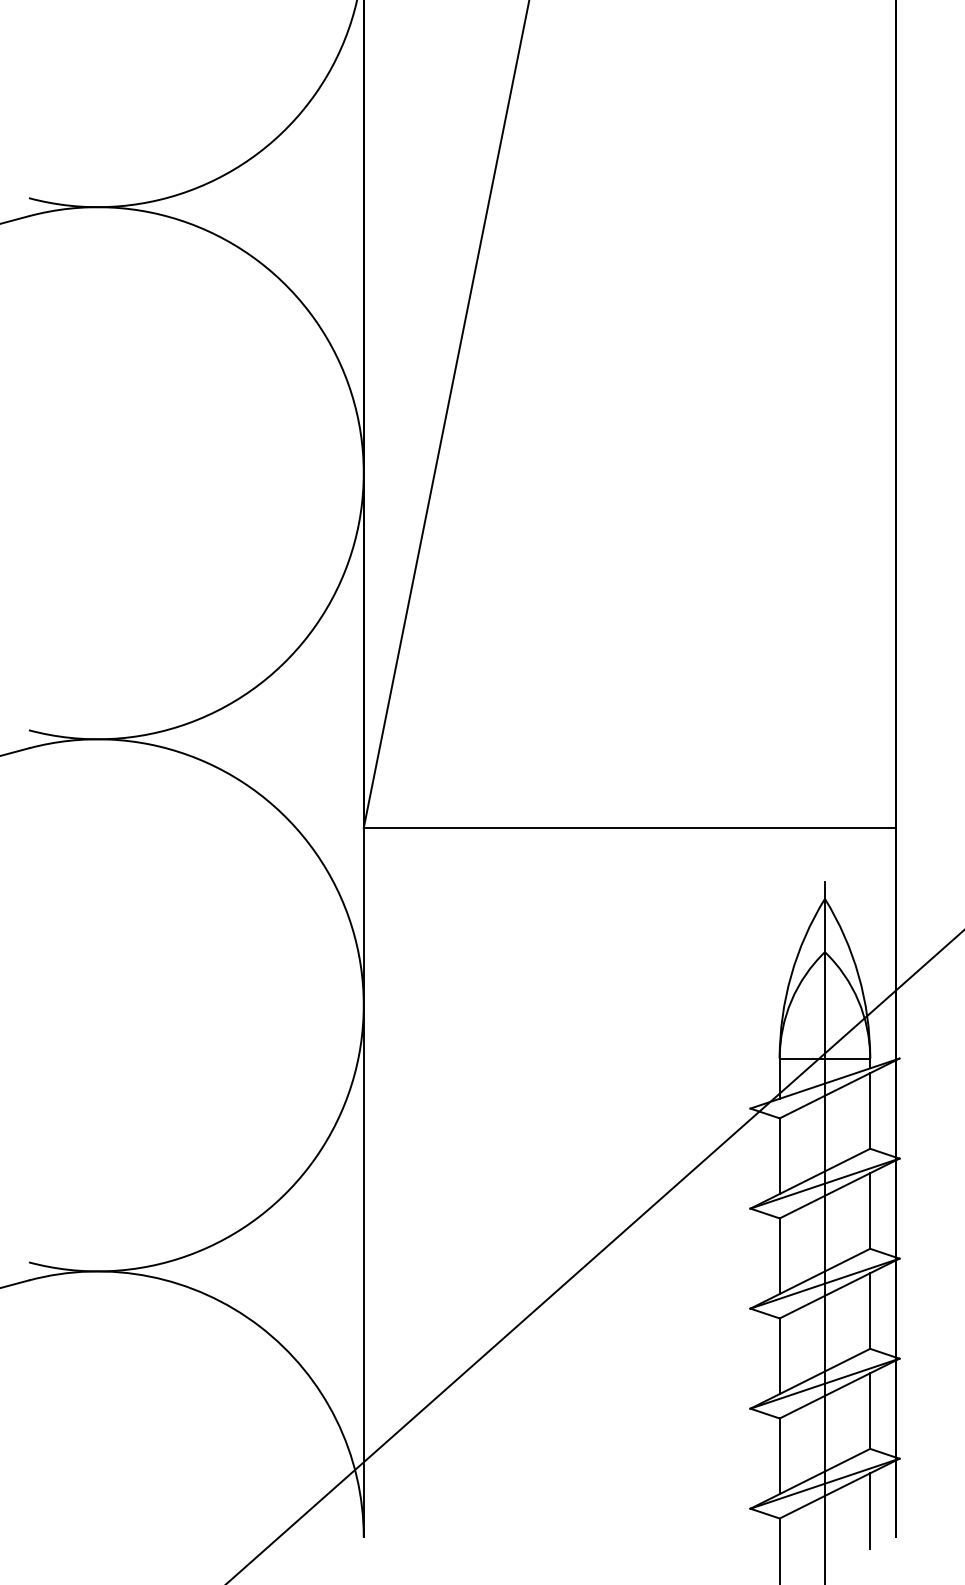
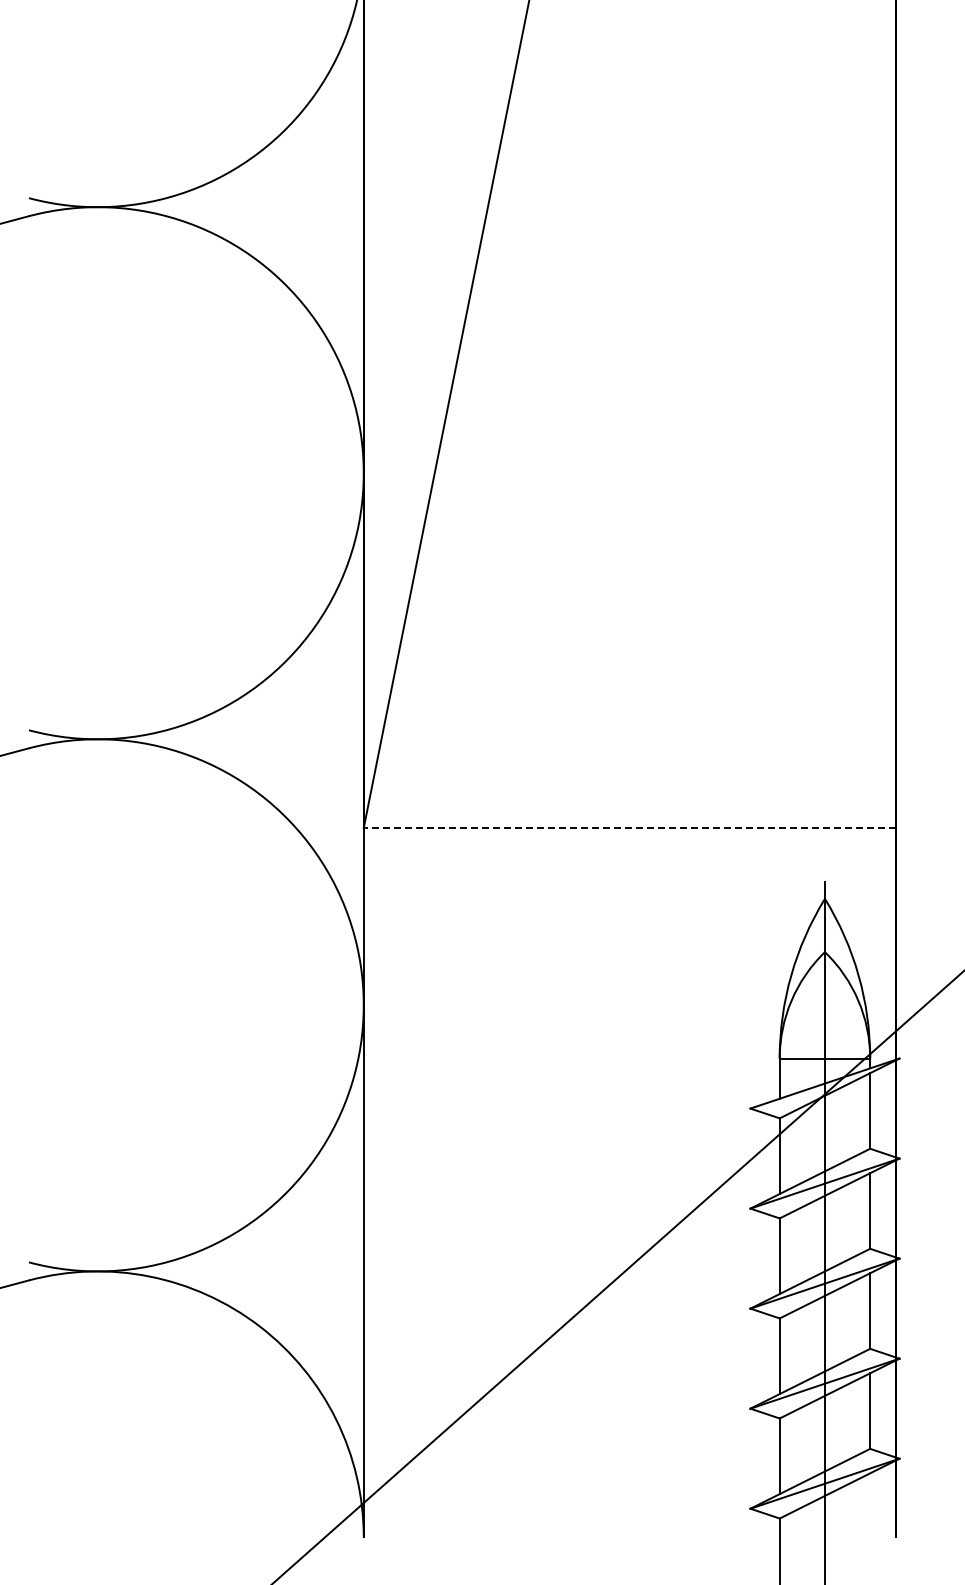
line: solid -> dashed (629, 827)
line position: (595, 1256) -> (617, 1277) (617, 1277)
line: present -> none (870, 1510)
